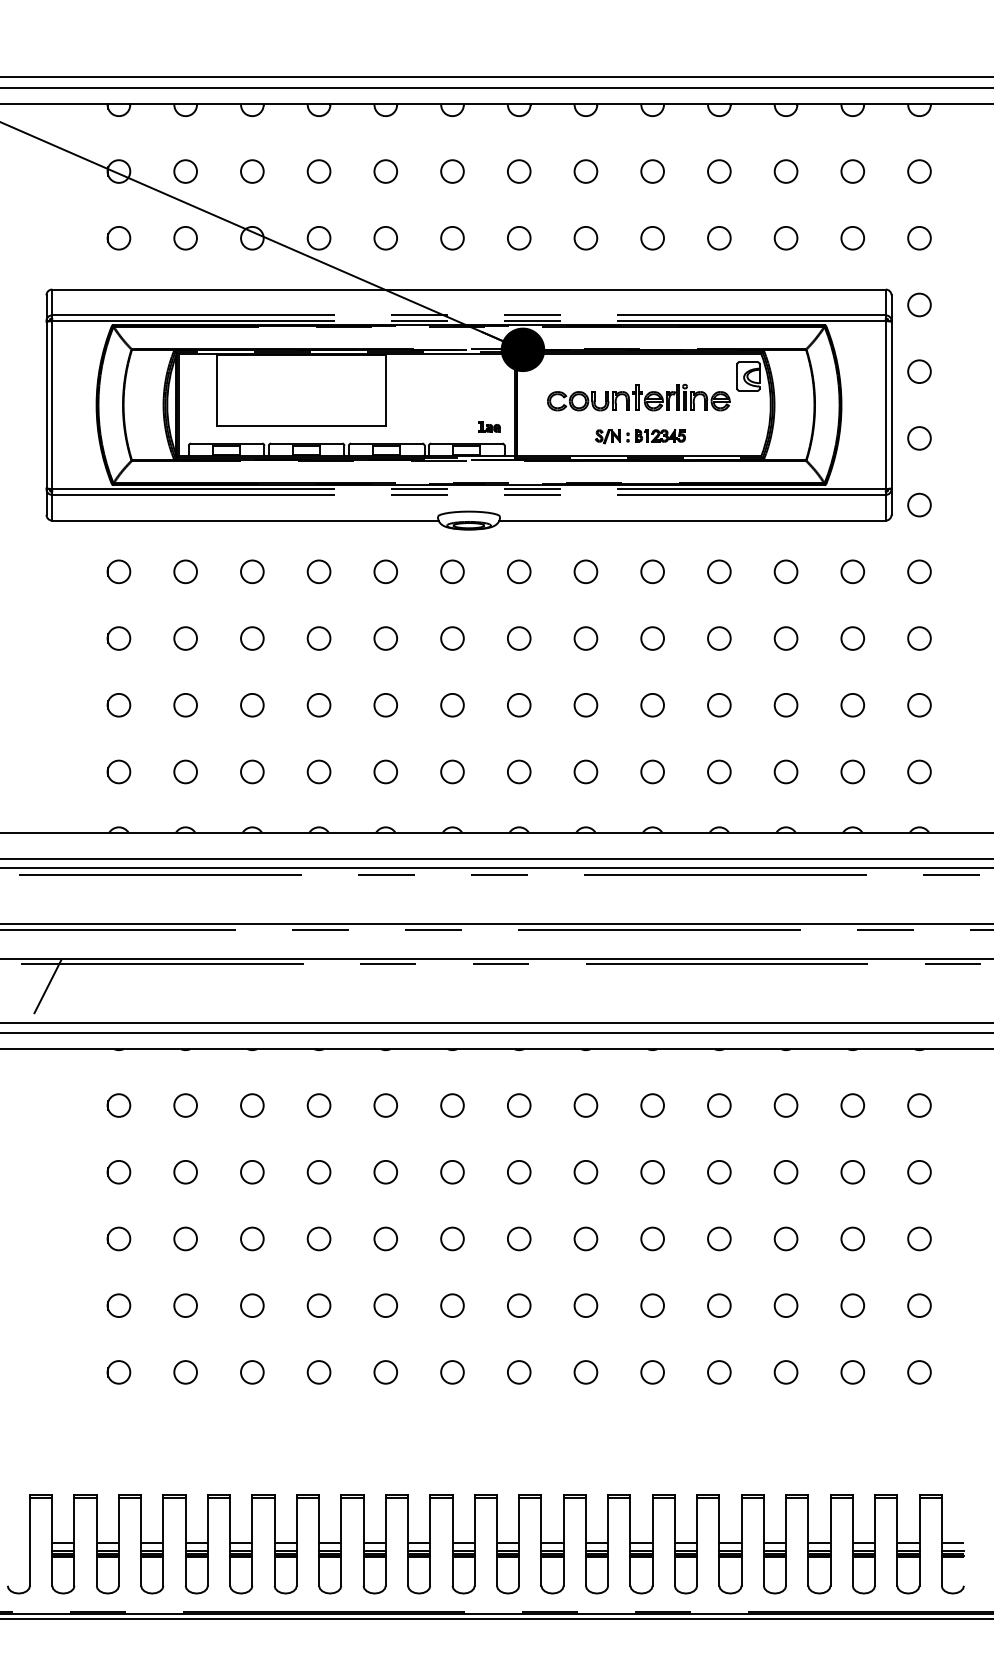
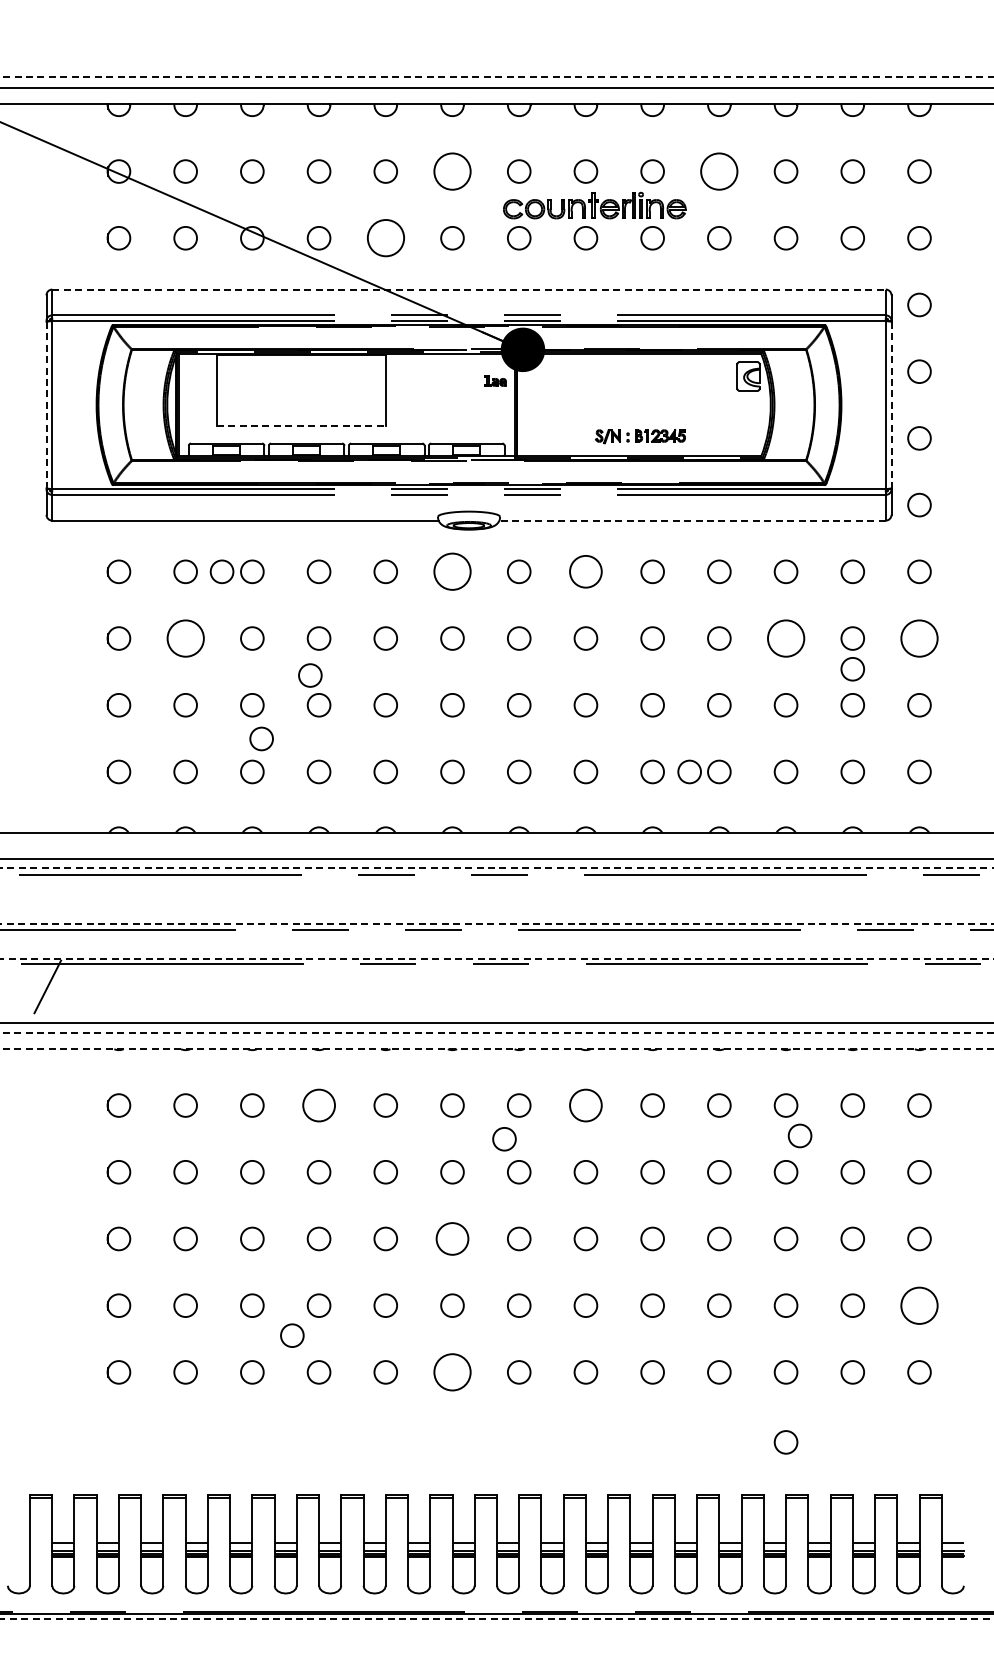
line: solid -> dashed (496, 77)
circle size: 25x25 px -> 39x39 px (452, 171)
circle size: 25x25 px -> 39x39 px (719, 171)
circle size: 25x25 px -> 38x39 px (385, 238)
line: solid -> dashed (469, 289)
part position: (638, 397) -> (594, 205) (594, 205)
line: solid -> dashed (46, 405)
line: solid -> dashed (891, 405)
line: solid -> dashed (301, 426)
part position: (489, 426) -> (495, 380) (495, 380)
line: solid -> dashed (691, 520)
circle: none -> present (221, 571)
circle size: 25x26 px -> 39x39 px (452, 571)
circle size: 26x26 px -> 34x34 px (585, 571)
circle size: 25x25 px -> 39x39 px (185, 638)
circle size: 26x25 px -> 39x39 px (786, 638)
circle size: 25x25 px -> 39x39 px (919, 638)
circle: none -> present (852, 669)
circle: none -> present (310, 675)
circle: none -> present (261, 738)
circle: none -> present (689, 771)
line: solid -> dashed (496, 868)
line: solid -> dashed (497, 924)
line: solid -> dashed (496, 959)
line: solid -> dashed (496, 1033)
line: solid -> dashed (496, 1049)
circle size: 26x25 px -> 34x35 px (318, 1105)
circle size: 26x25 px -> 34x35 px (585, 1105)
circle: none -> present (799, 1135)
circle: none -> present (504, 1139)
circle size: 25x26 px -> 35x34 px (452, 1238)
circle size: 25x25 px -> 39x39 px (919, 1305)
circle: none -> present (292, 1335)
circle size: 25x25 px -> 39x39 px (452, 1372)
circle: none -> present (785, 1442)
line: solid -> dashed (497, 1618)
